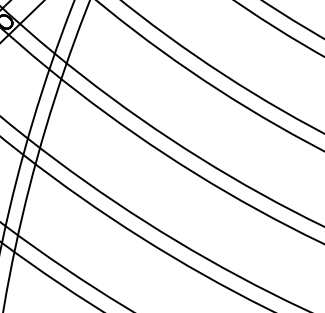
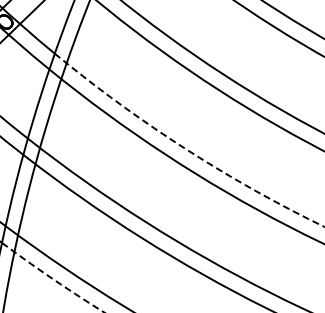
arc: solid -> dashed (185, 148)
arc: solid -> dashed (53, 279)
